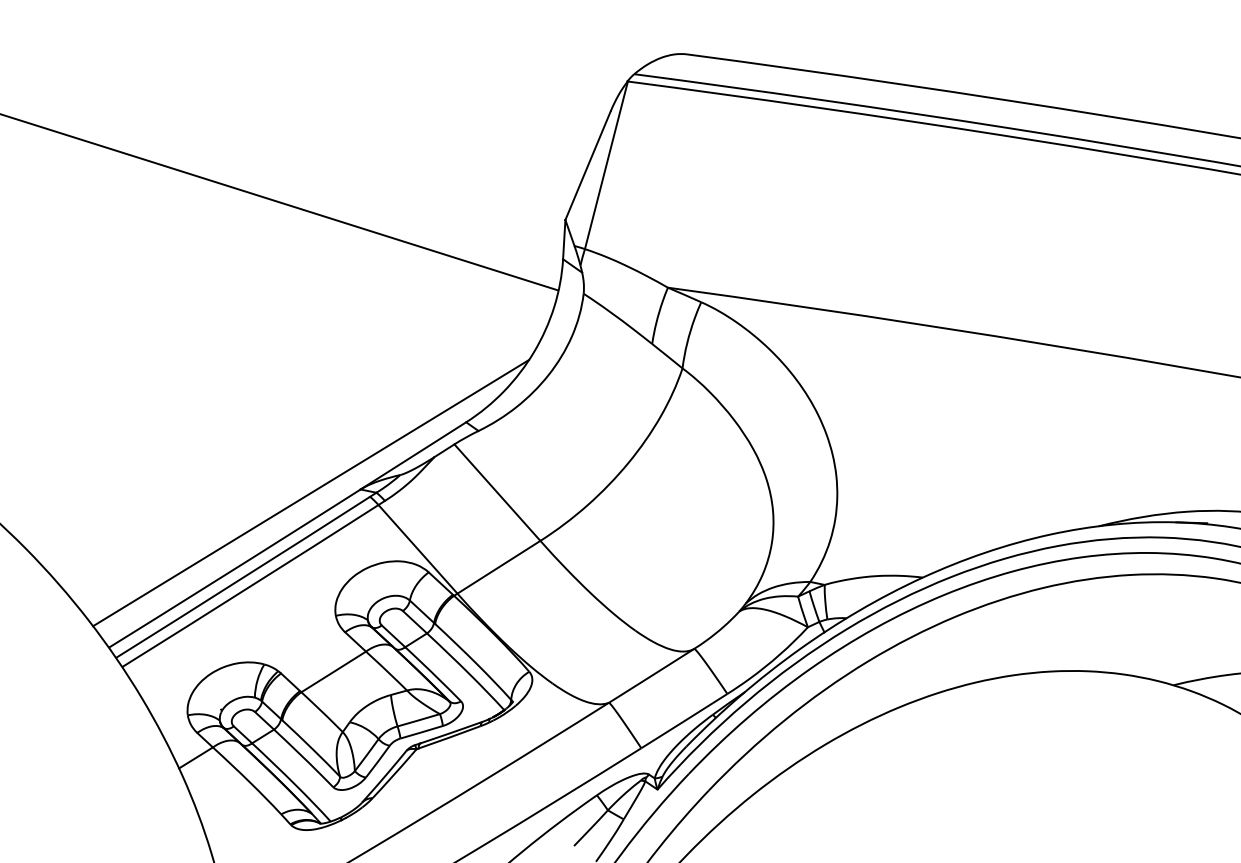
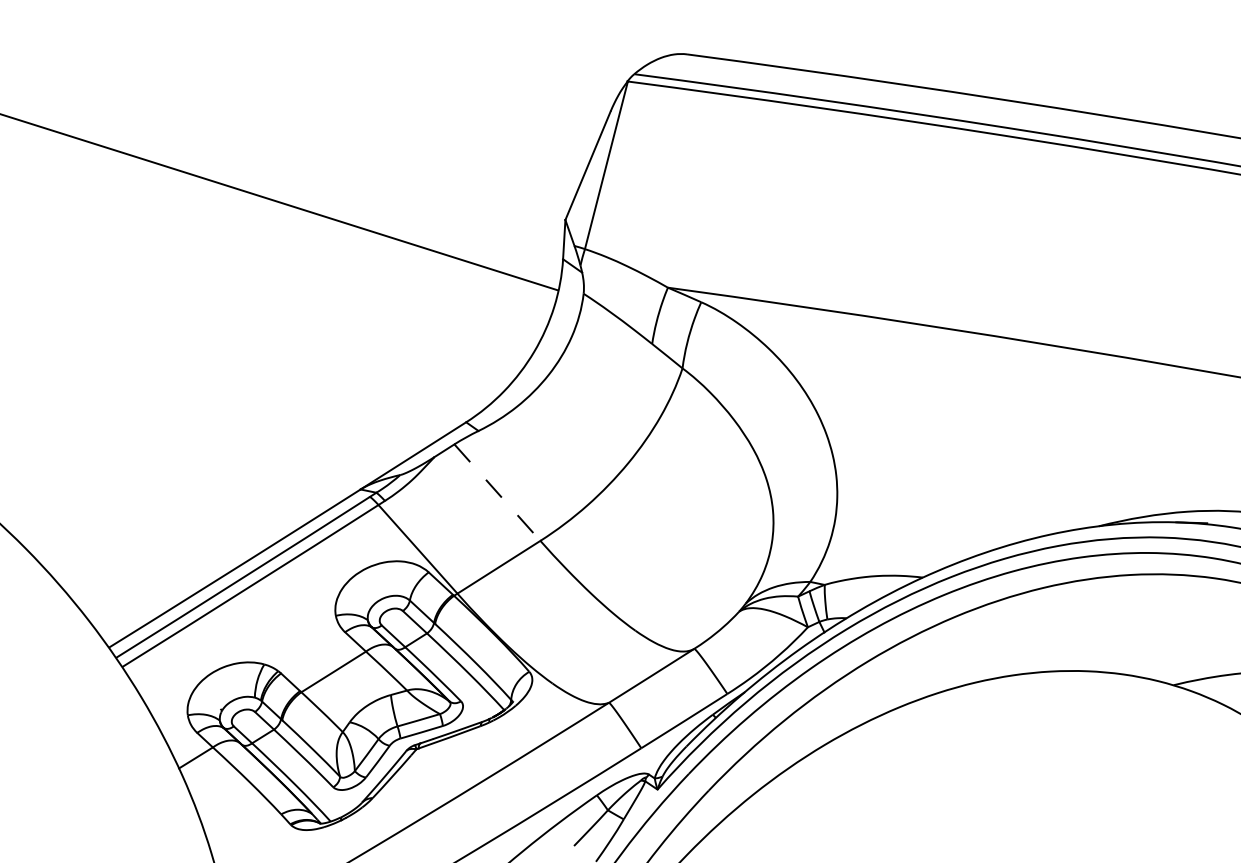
line: present -> none (311, 492)
line: solid -> dashed (497, 492)
